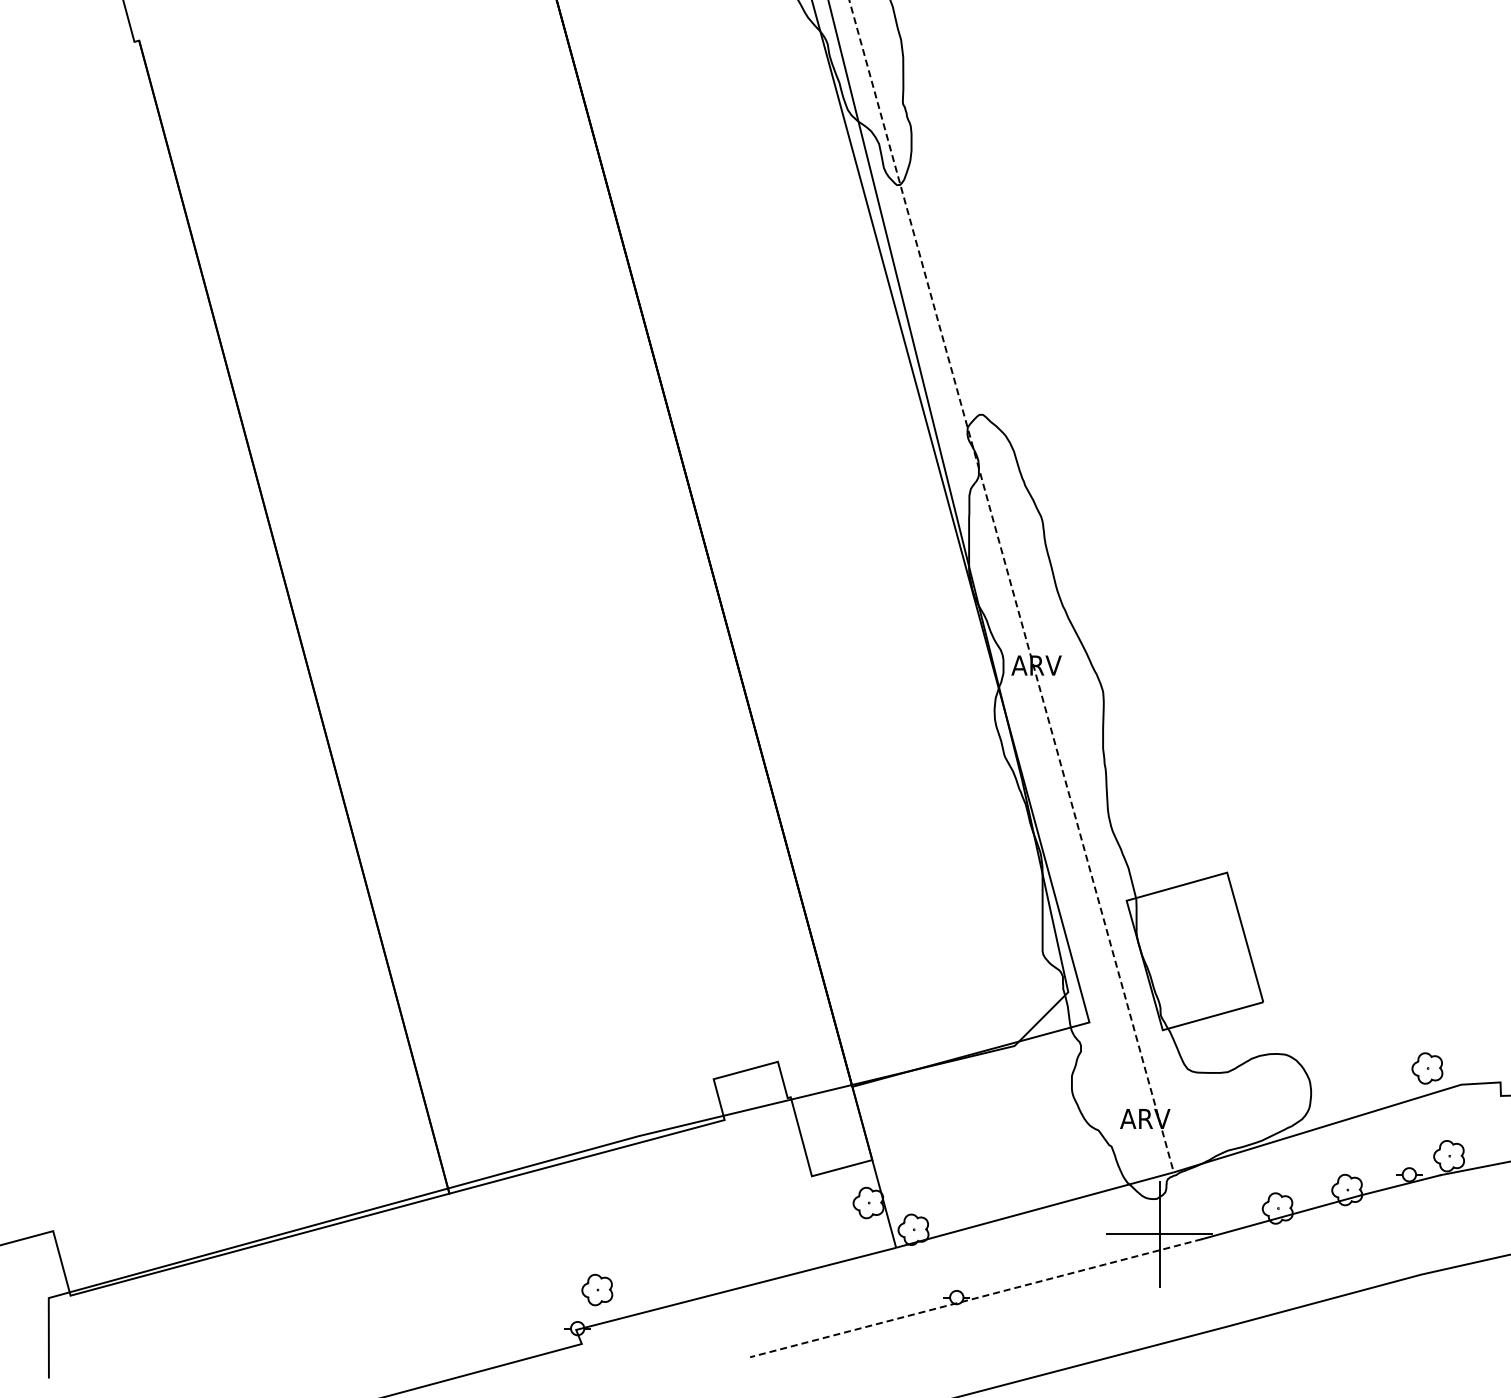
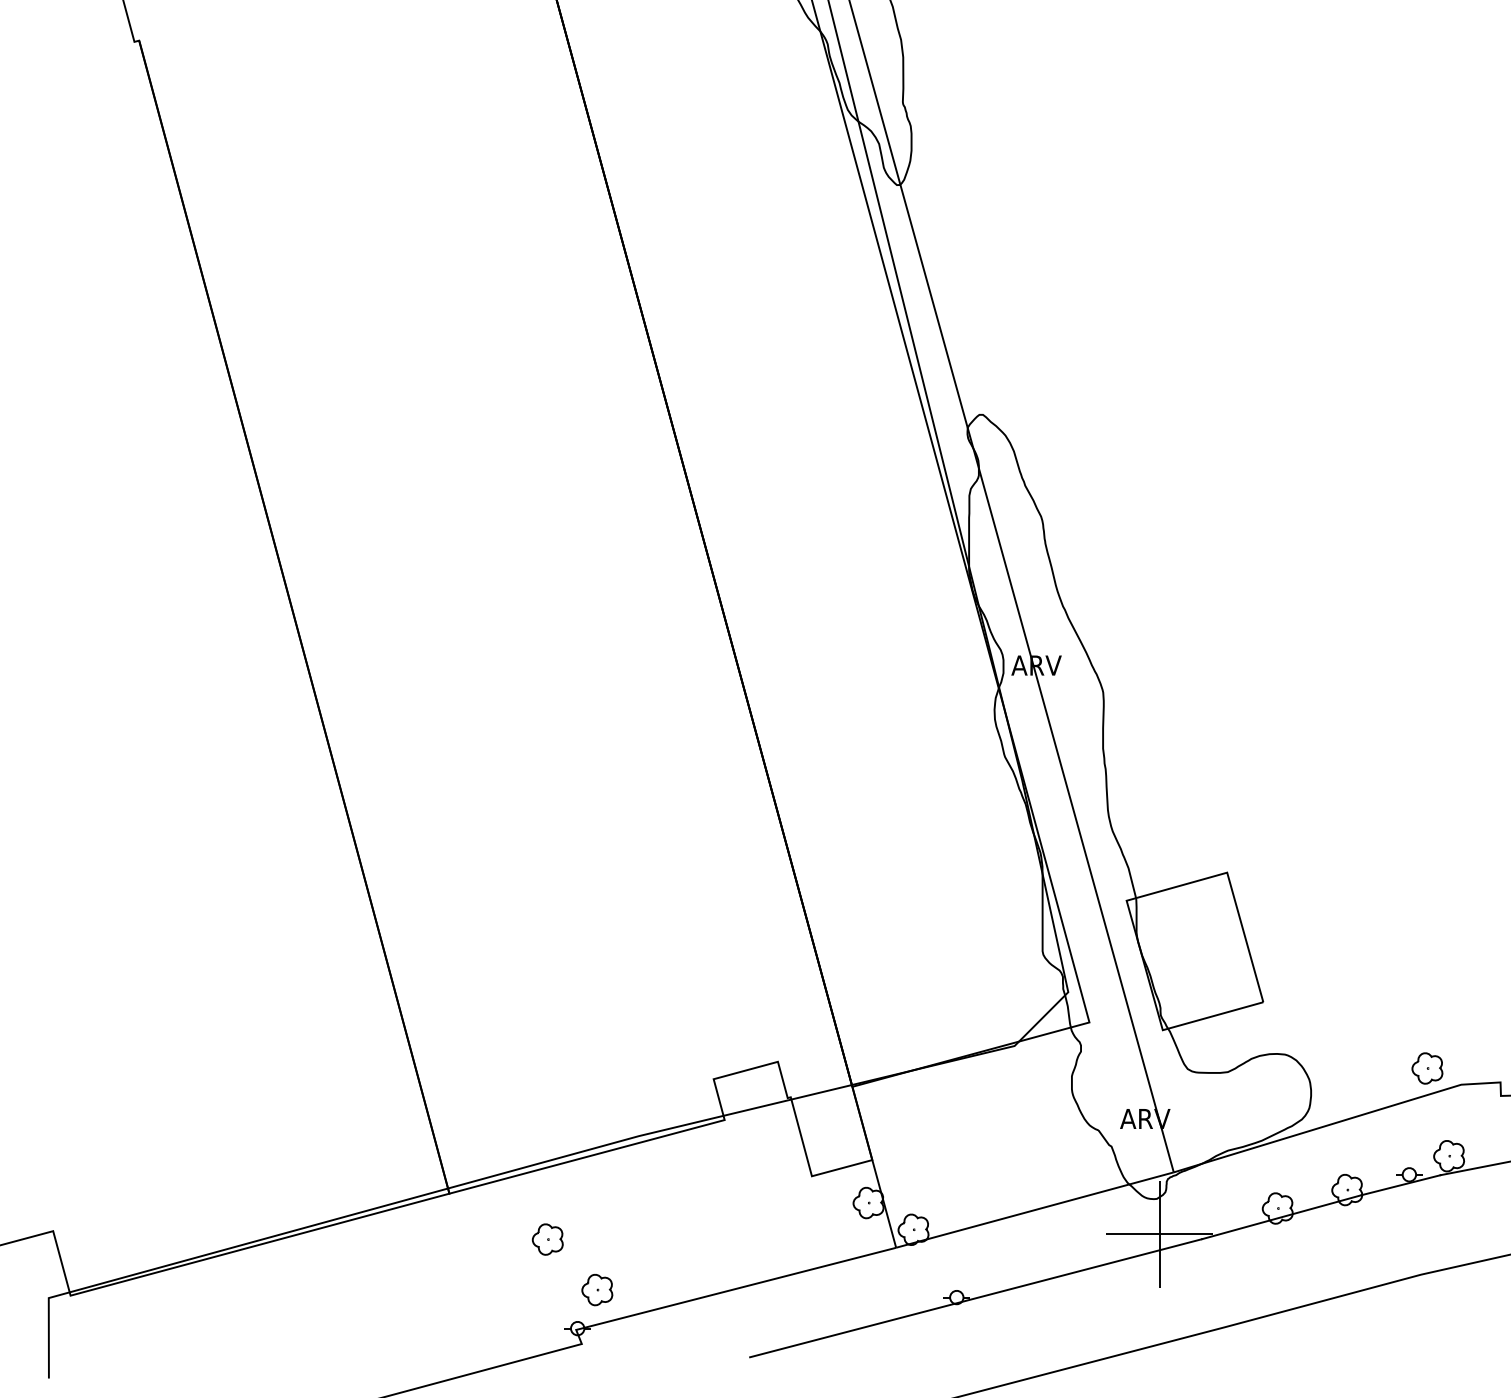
line: dashed -> solid (1011, 586)
part: none -> present (547, 1239)
line: dashed -> solid (976, 1298)
